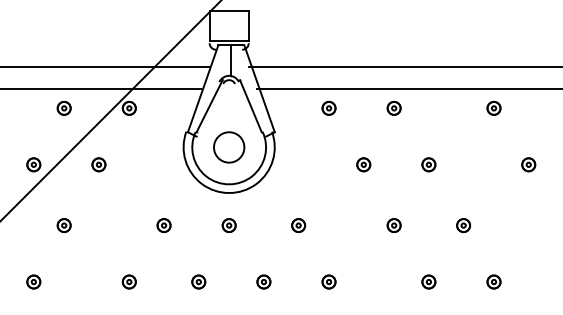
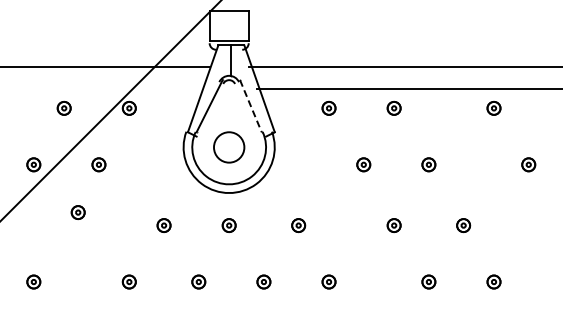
line: present -> none (101, 88)
line: solid -> dashed (251, 106)
part position: (63, 225) -> (77, 212) (77, 212)
